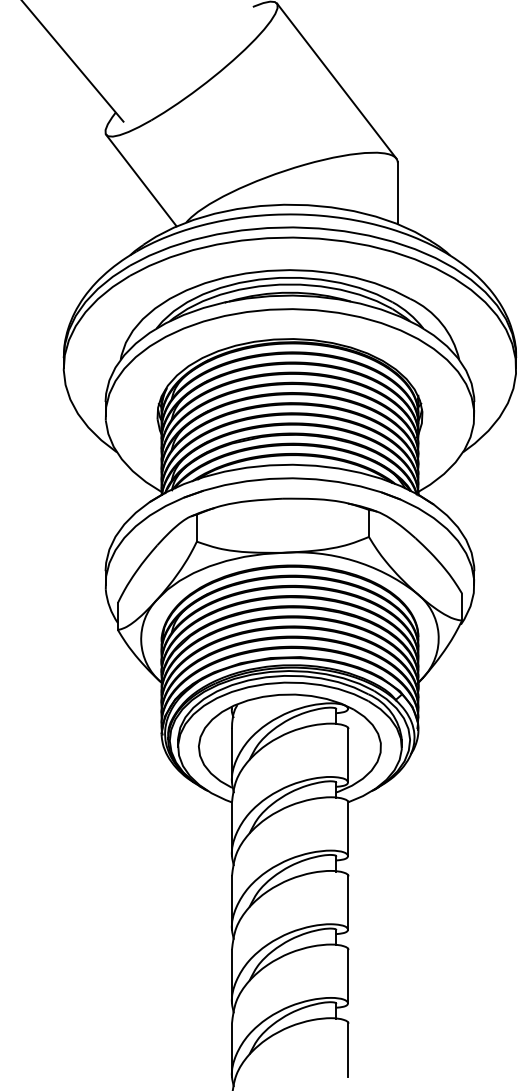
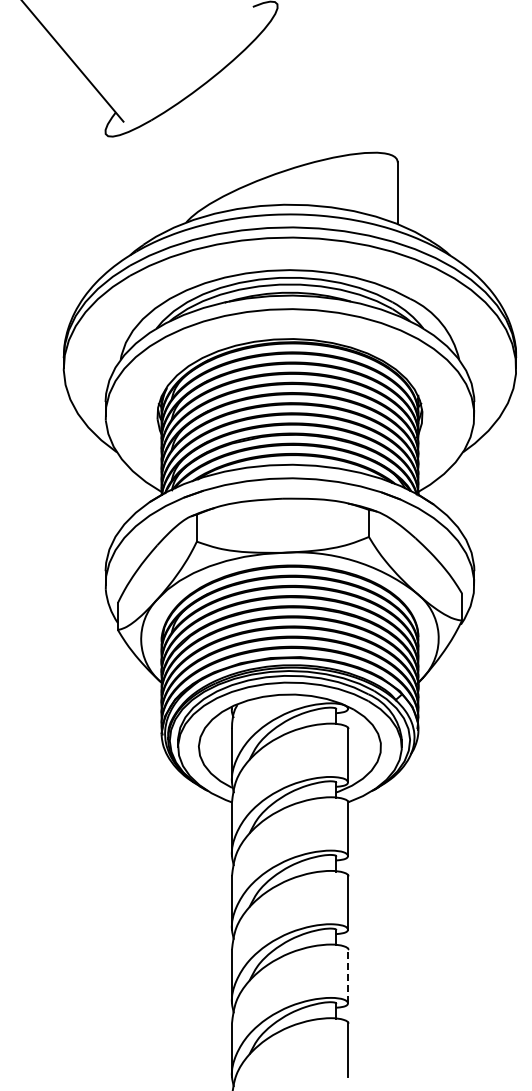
line: present -> none (336, 80)
line: present -> none (141, 180)
line: solid -> dashed (347, 976)
